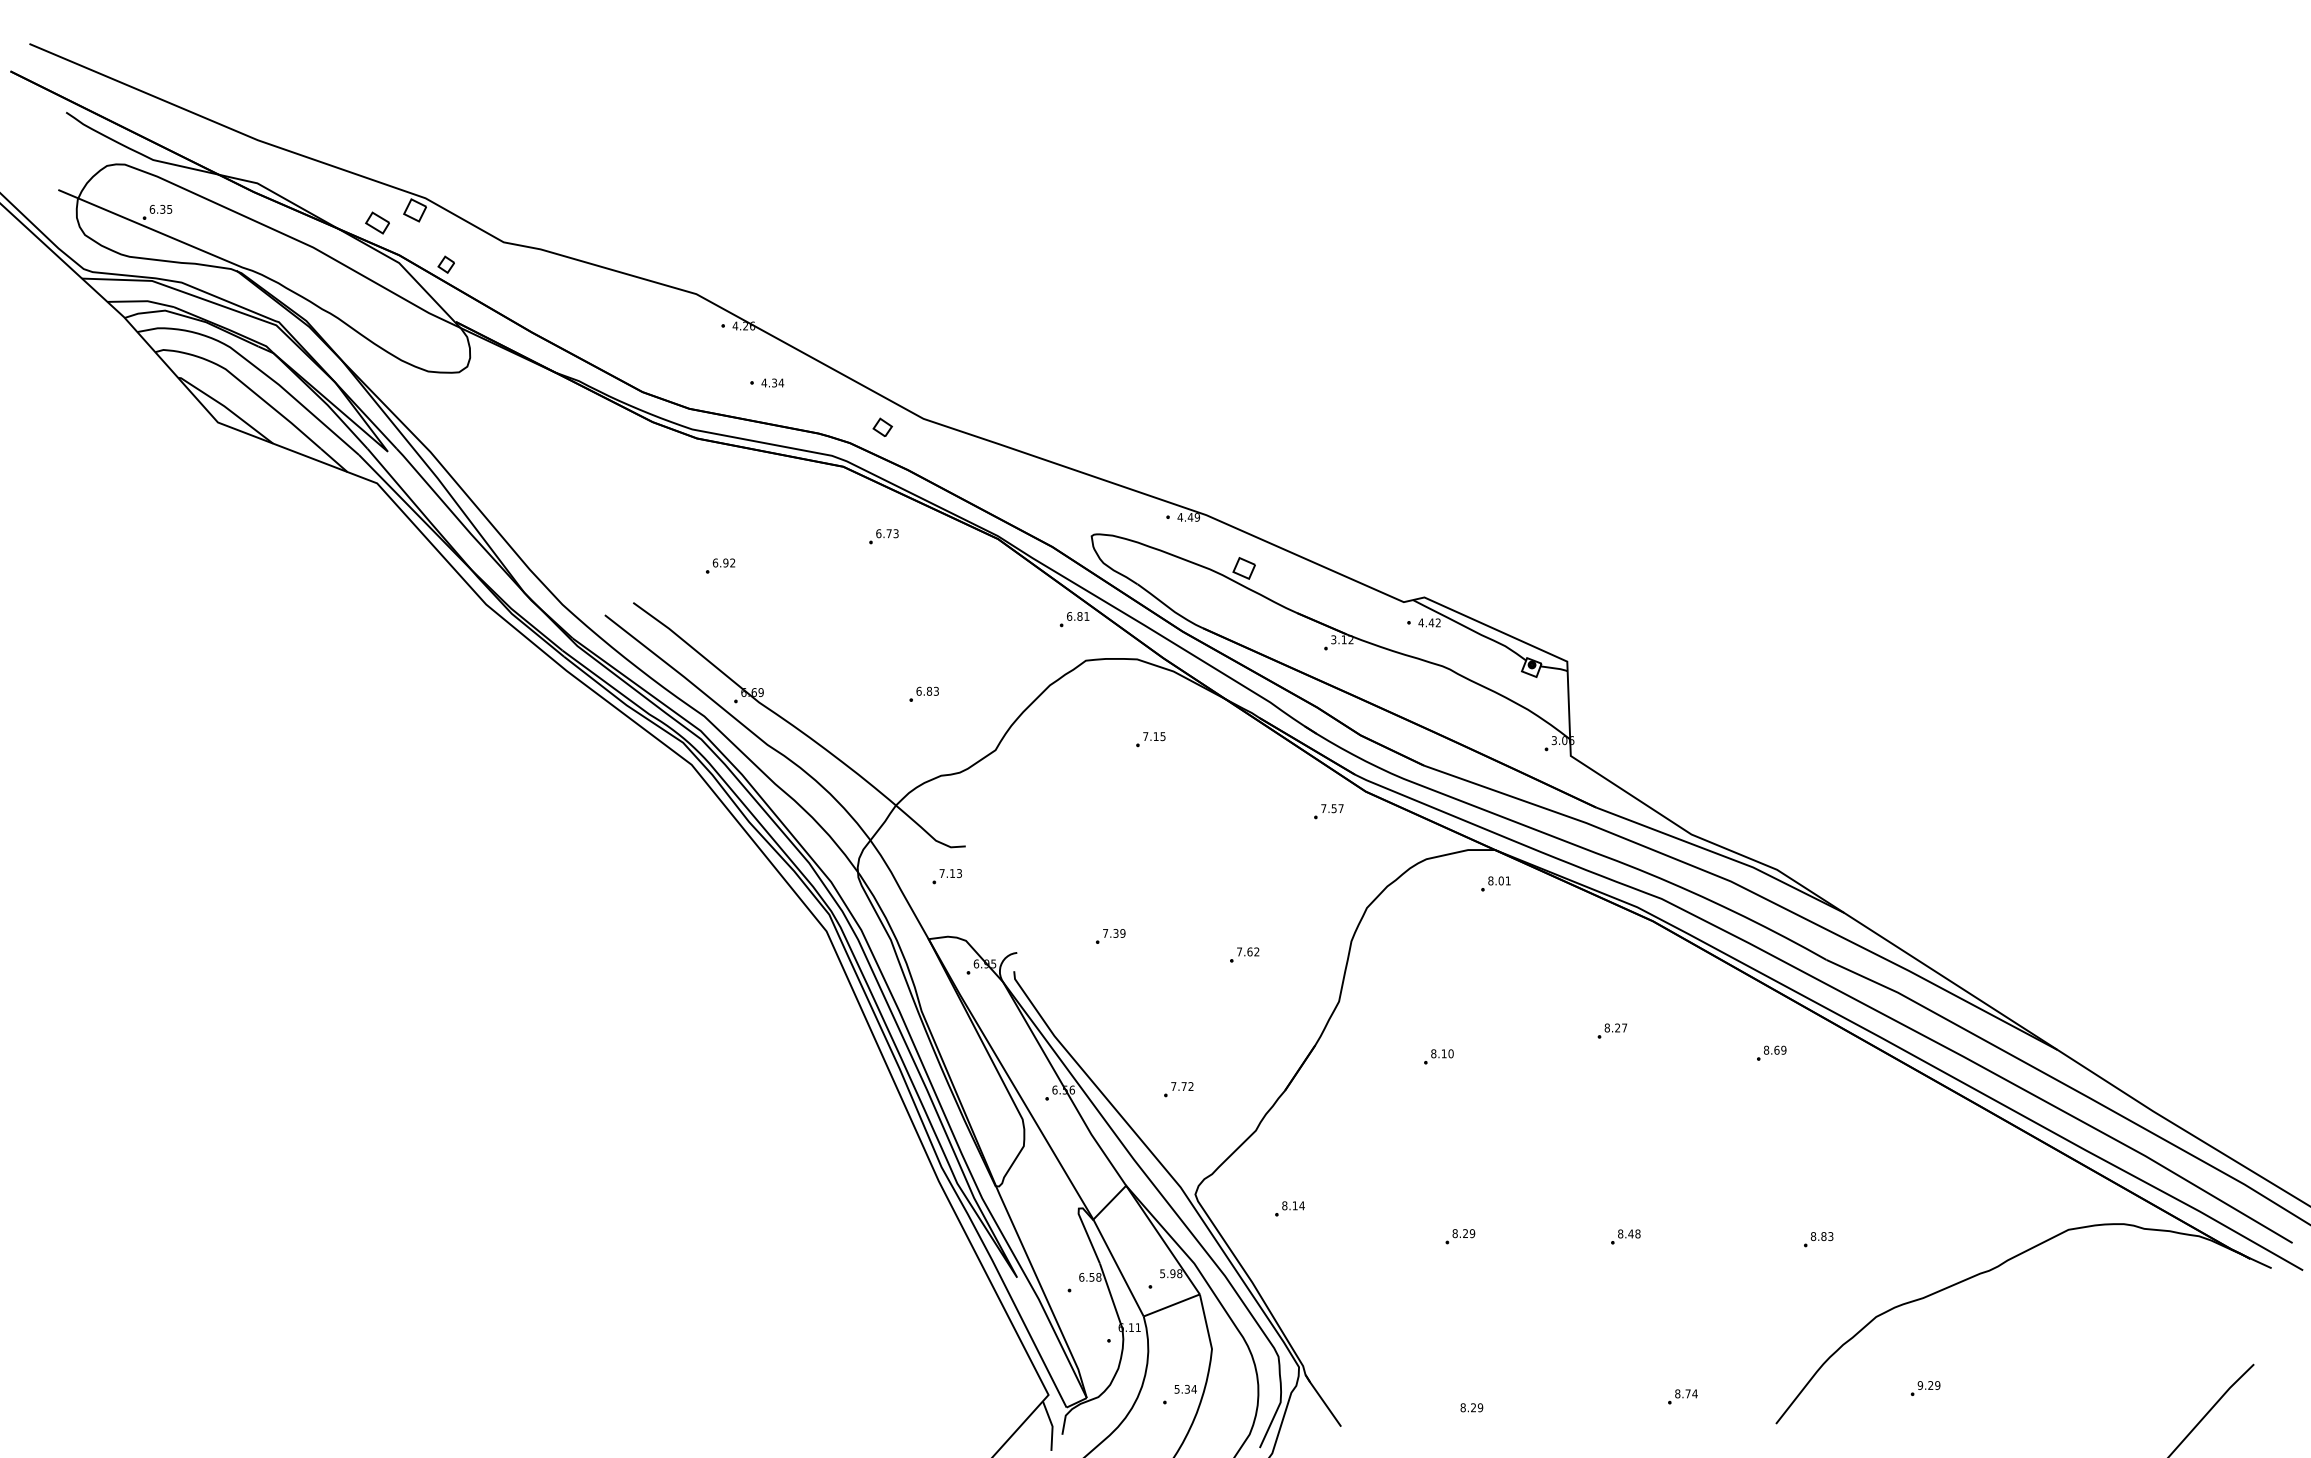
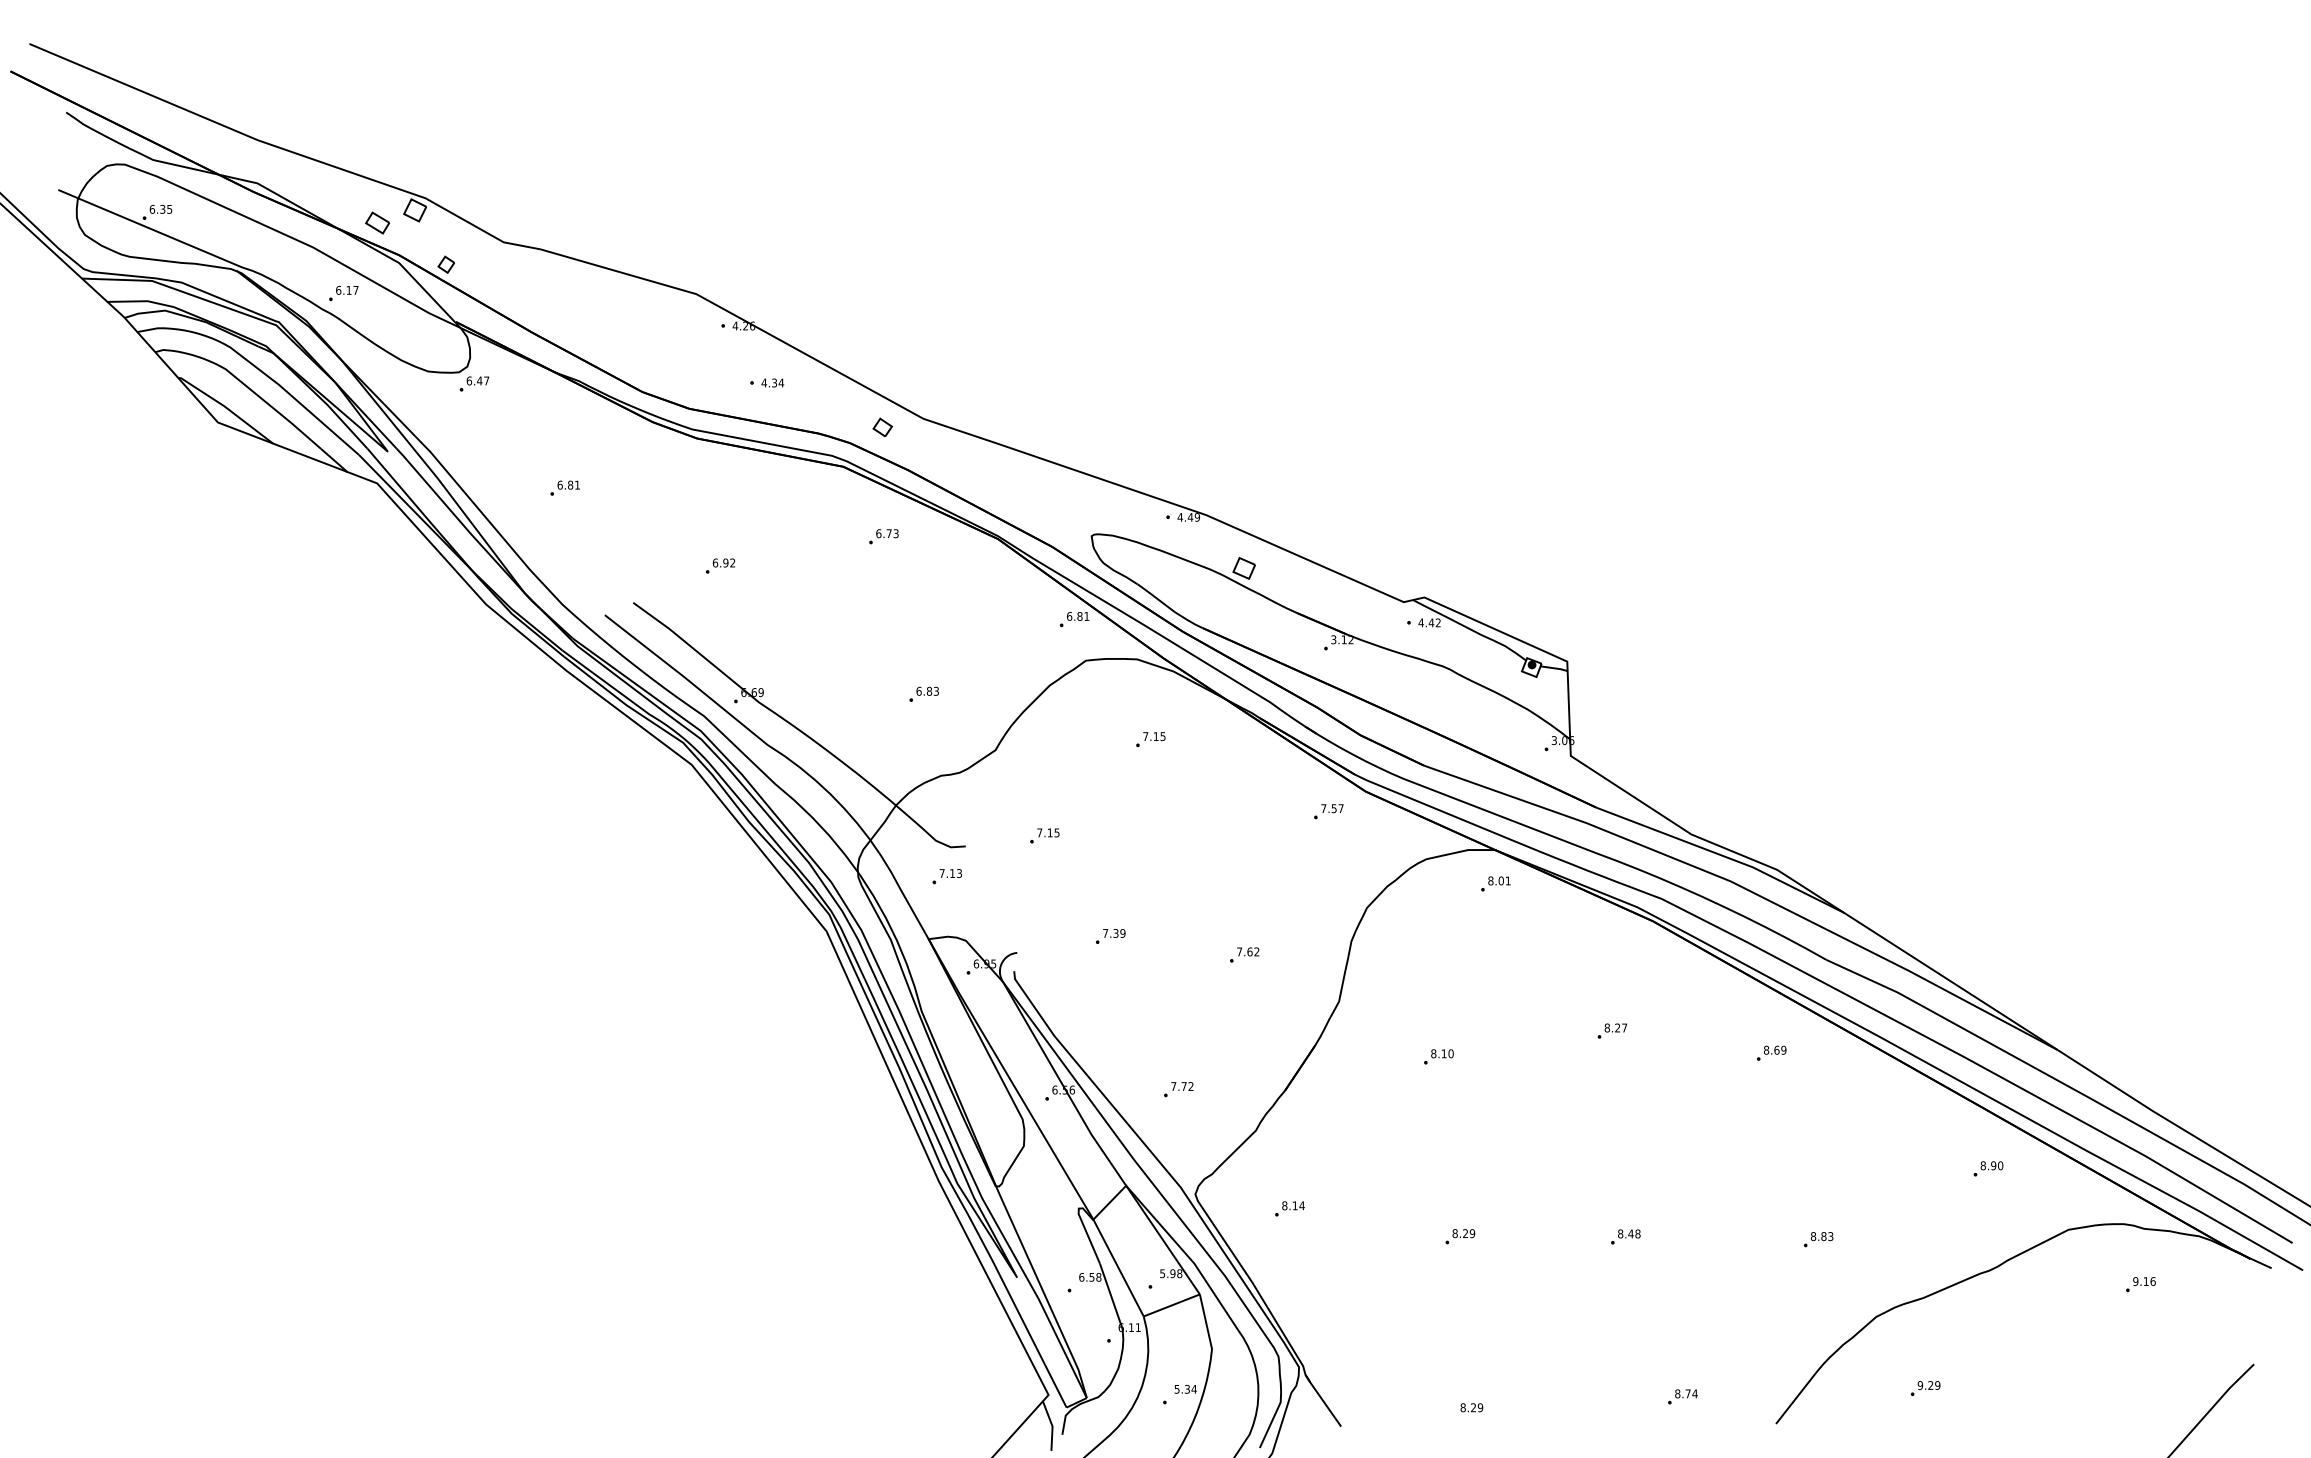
part: none -> present (343, 293)
part: none -> present (474, 383)
part: none -> present (564, 487)
part: none -> present (1044, 835)
part: none -> present (1988, 1168)
part: none -> present (2140, 1284)
